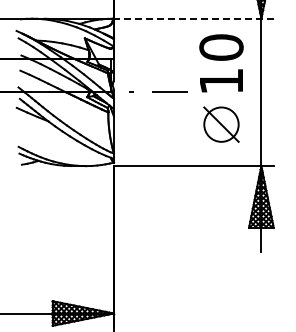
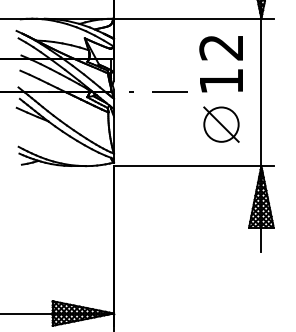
line: dashed -> solid (193, 18)
text: 10 -> 12 (221, 47)
